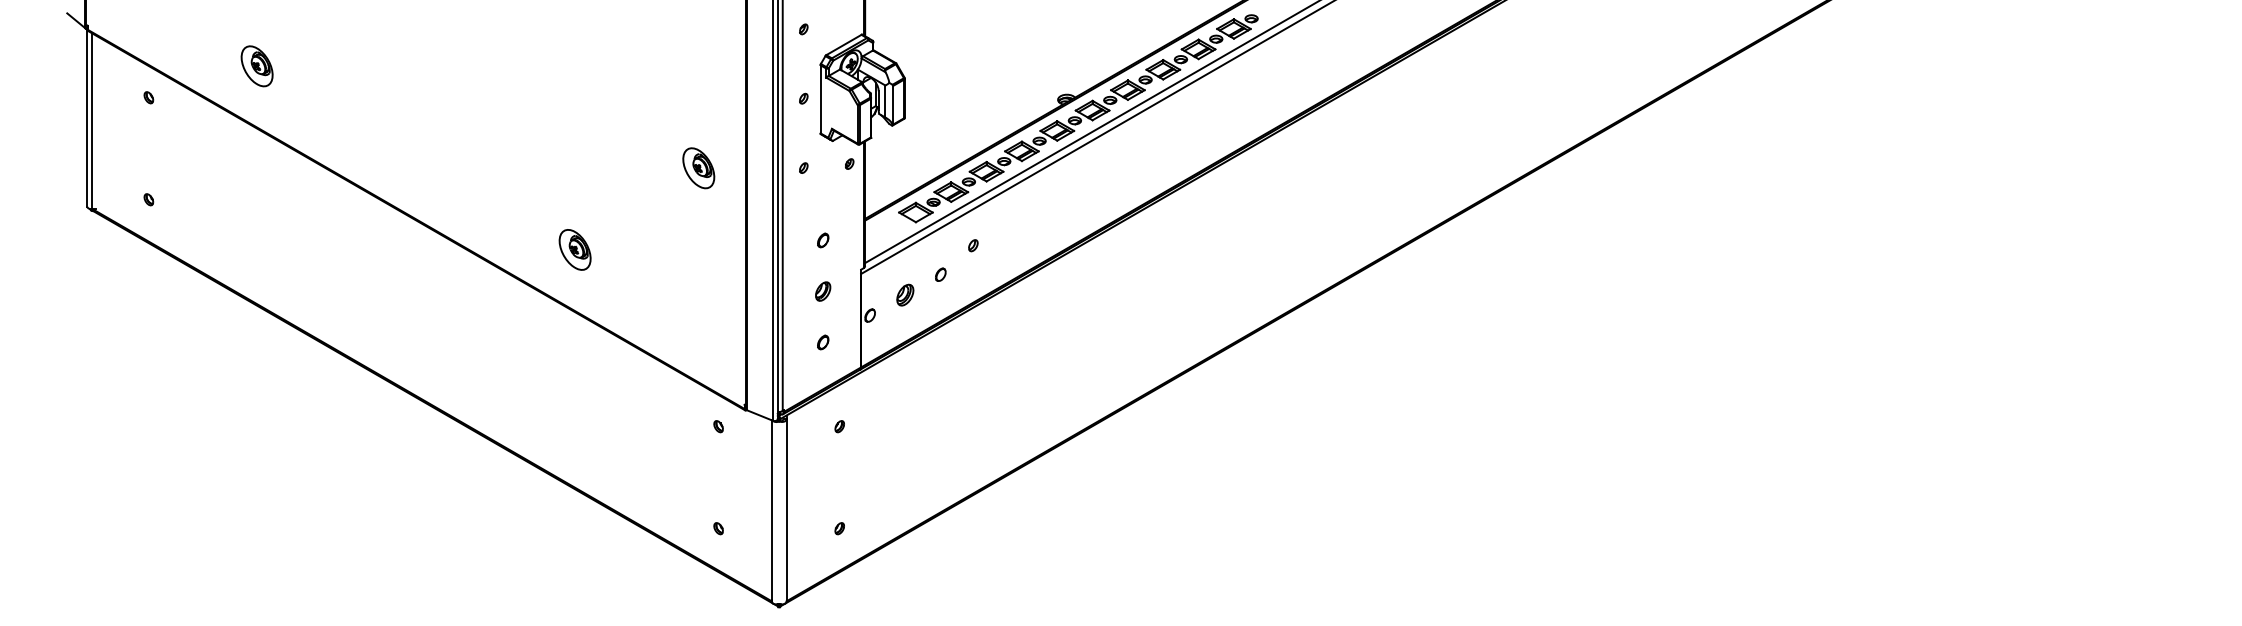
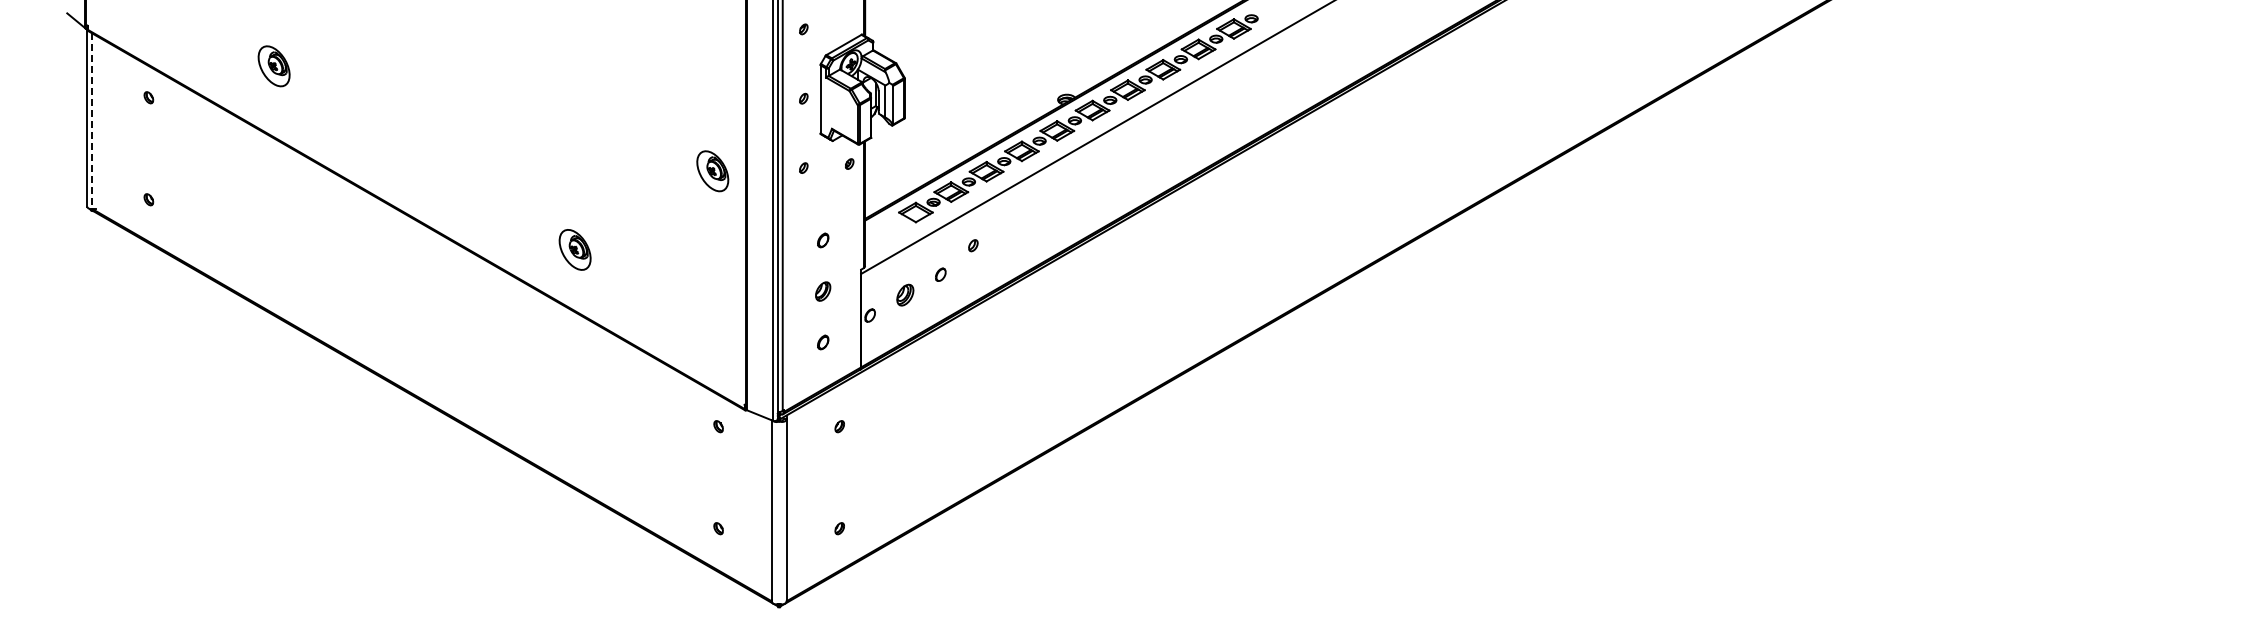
part position: (256, 66) -> (273, 66) (273, 66)
line: solid -> dashed (91, 121)
line: present -> none (1091, 132)
part position: (698, 168) -> (712, 171) (712, 171)
